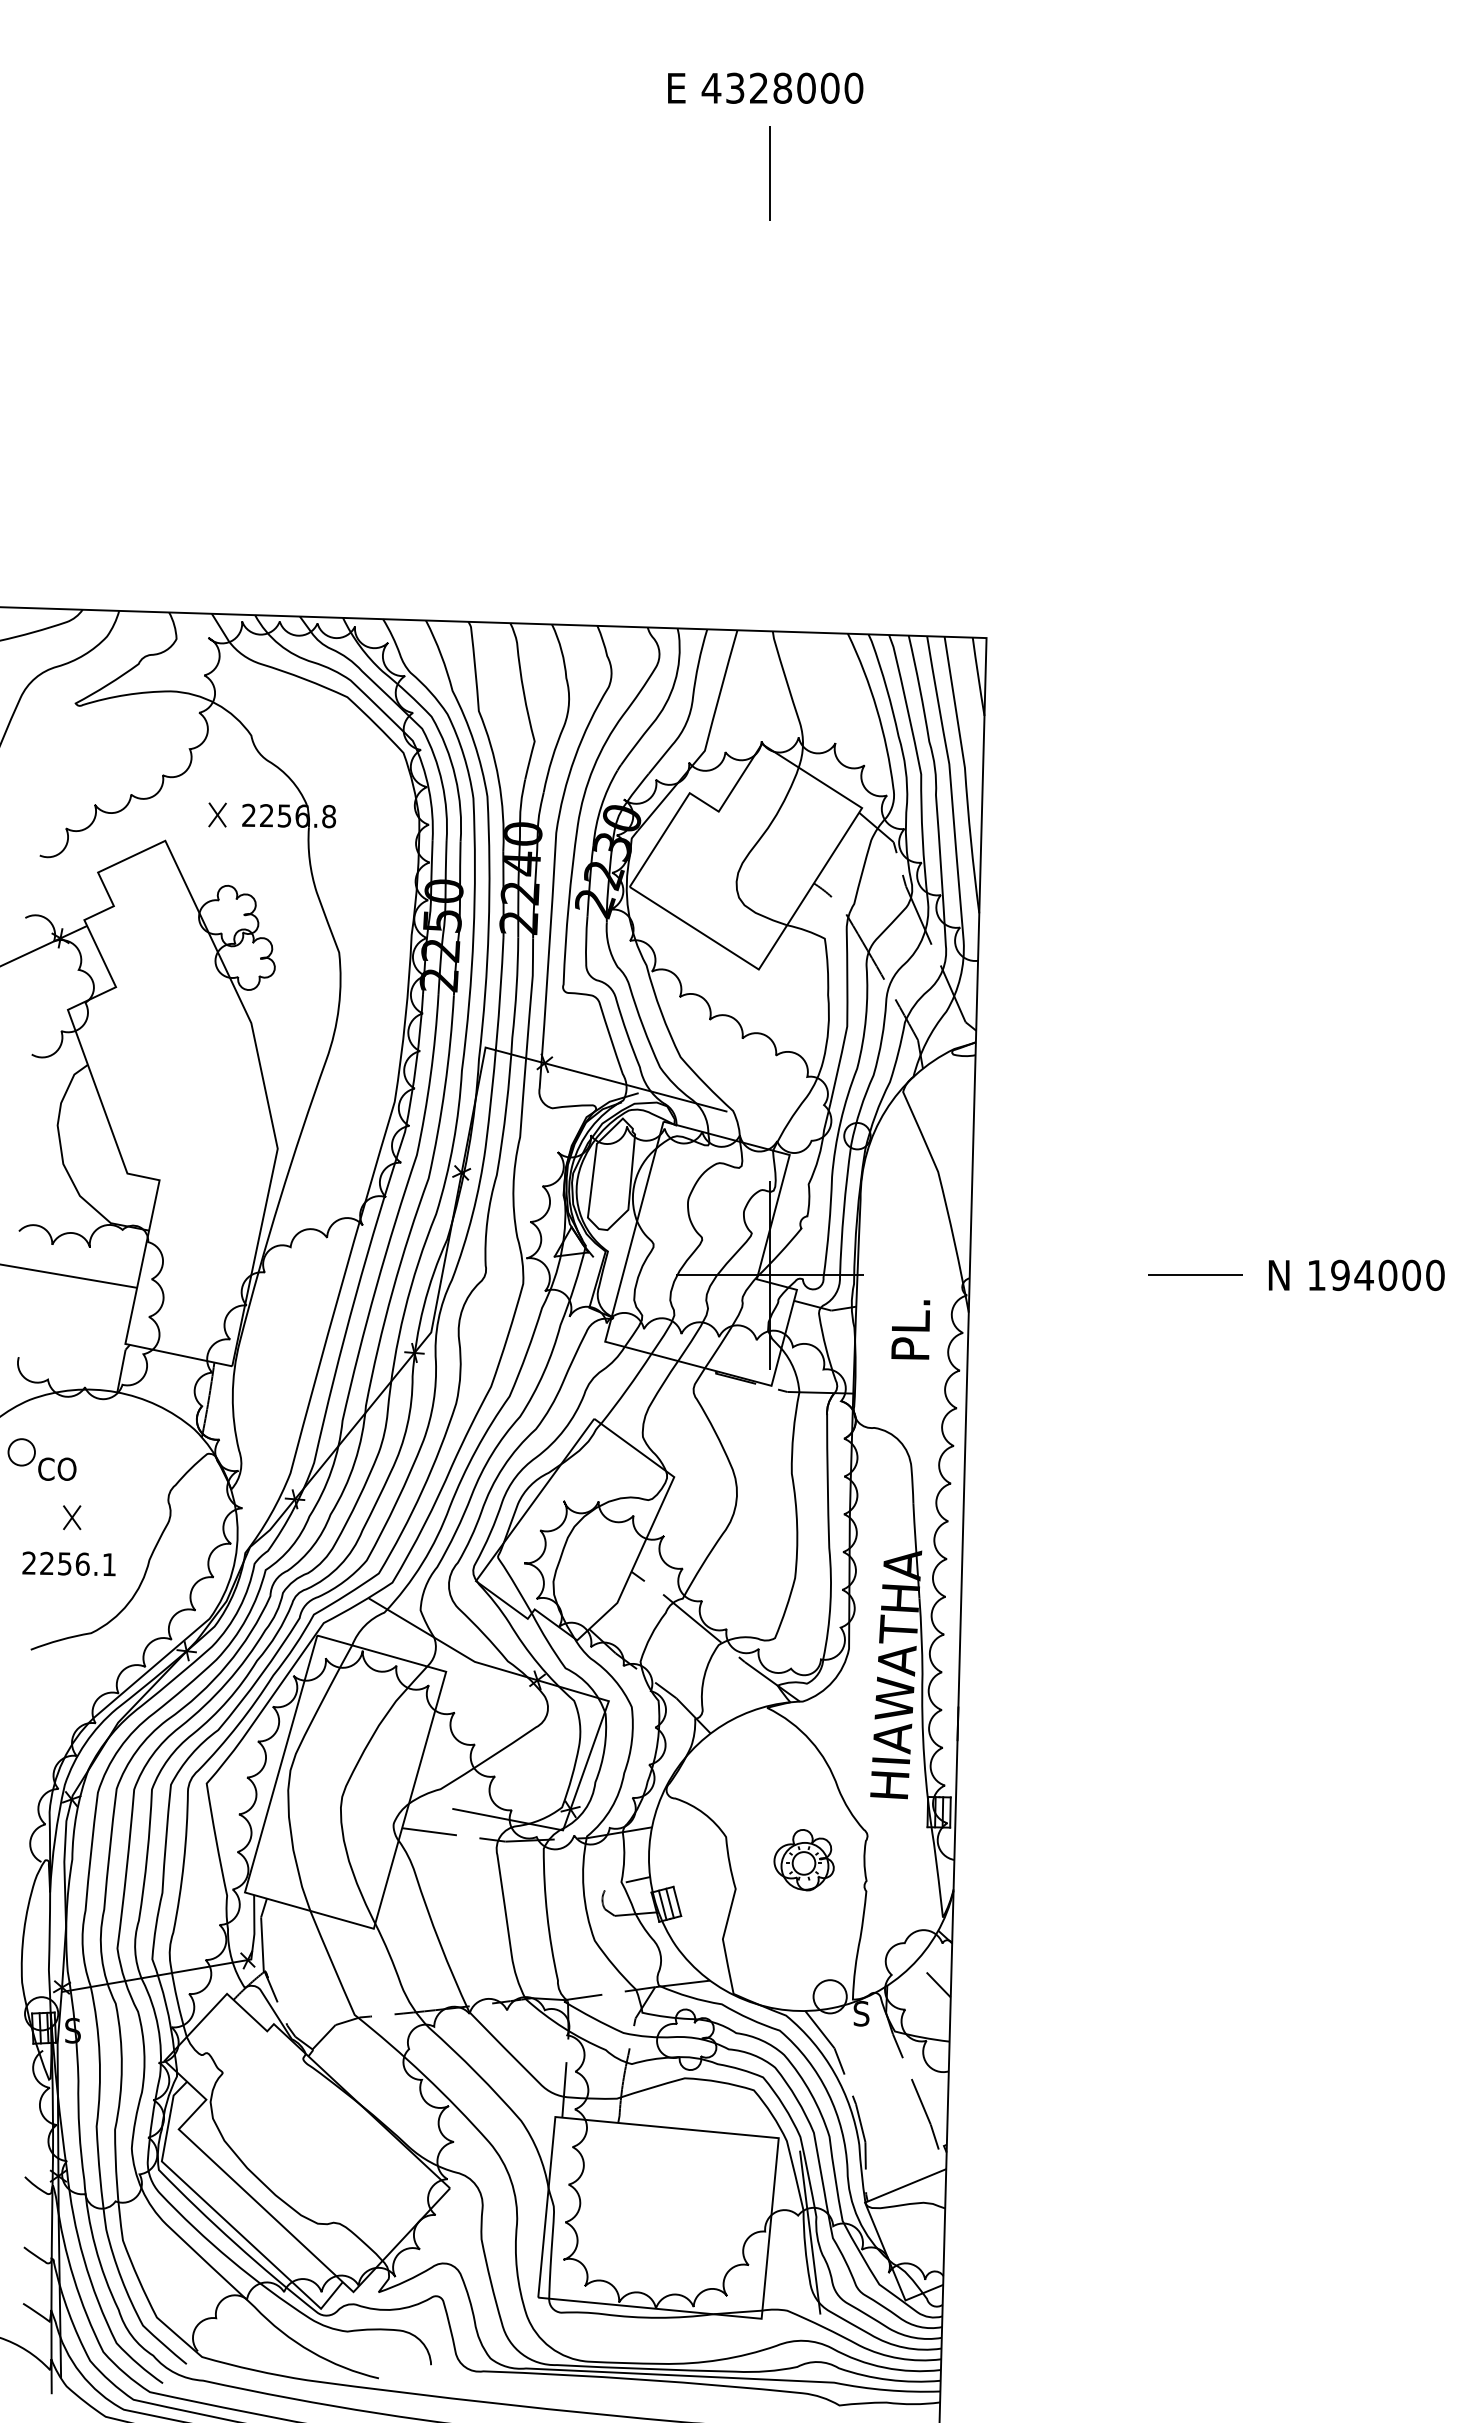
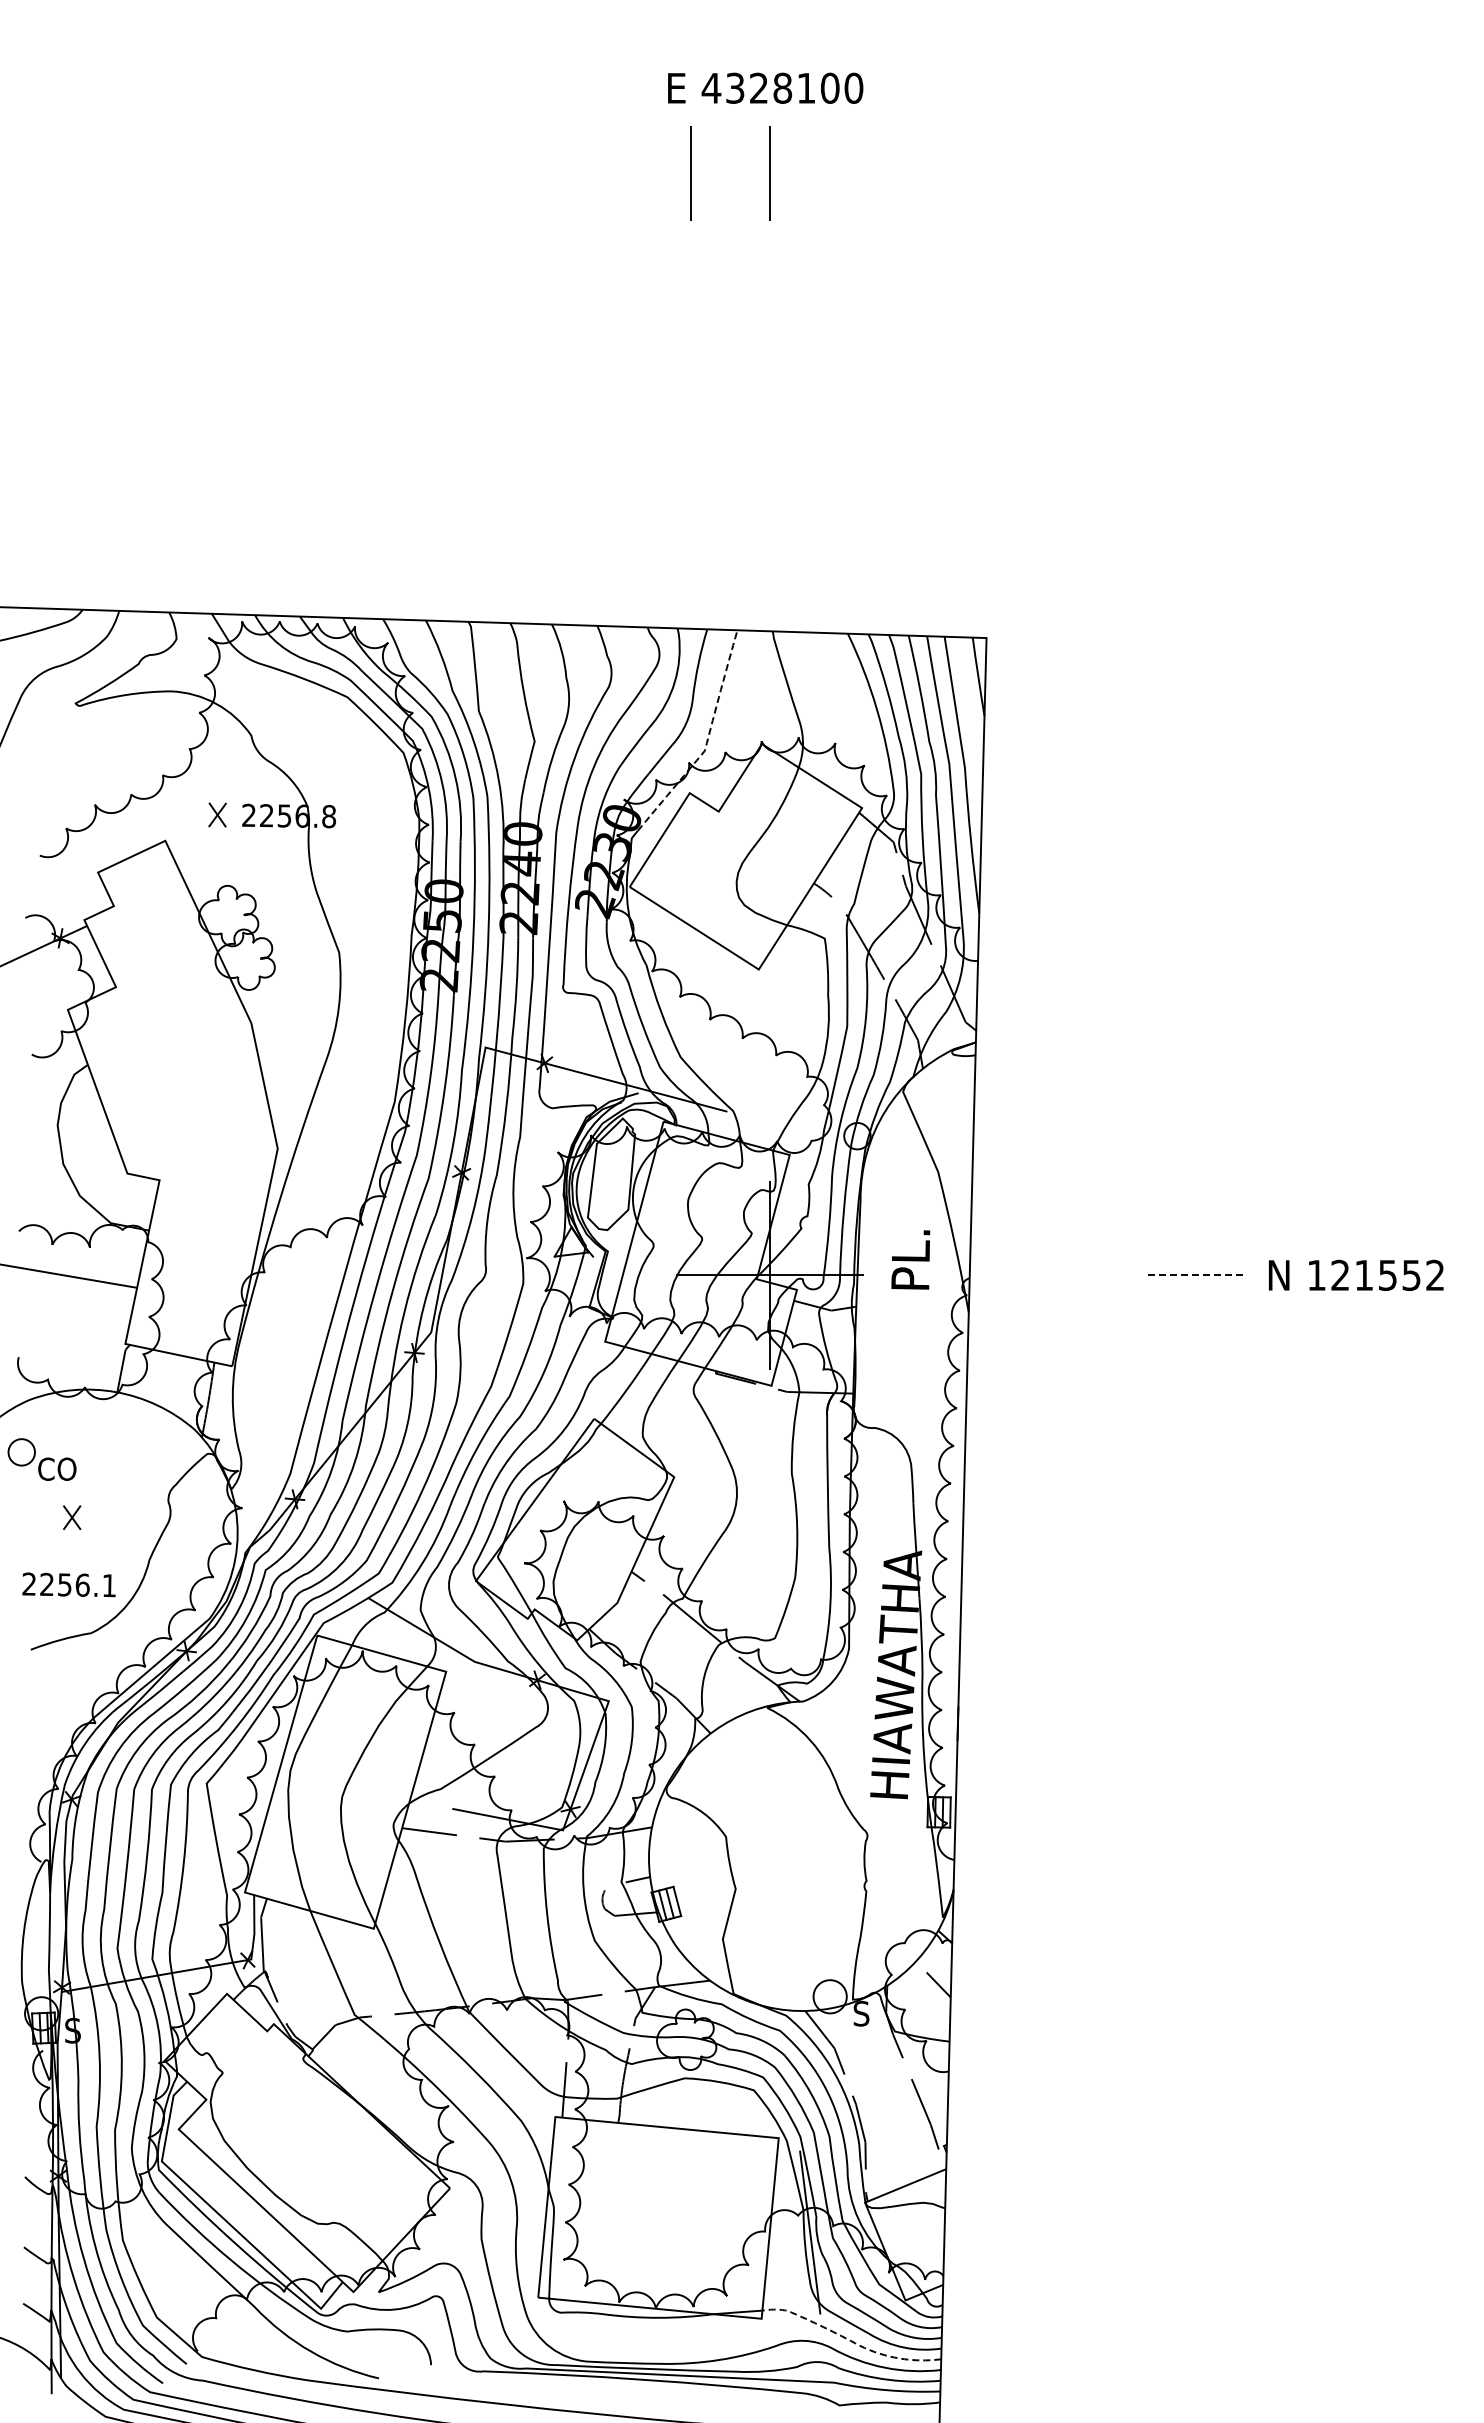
text: 4328000 -> 4328100 (806, 87)
line: none -> present (690, 173)
line: solid -> dashed (707, 741)
line: solid -> dashed (1194, 1275)
text: 194000 -> 121552 (1387, 1275)
text position: (910, 1329) -> (910, 1259) (910, 1259)
text position: (68, 1563) -> (68, 1584) (68, 1584)
part: present -> none (803, 1860)
line: solid -> dashed (849, 2340)
